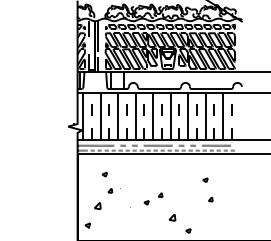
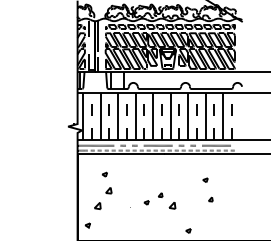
part size: 14x6 px -> 8x8 px (108, 190)
part position: (172, 217) -> (172, 205) (172, 205)
